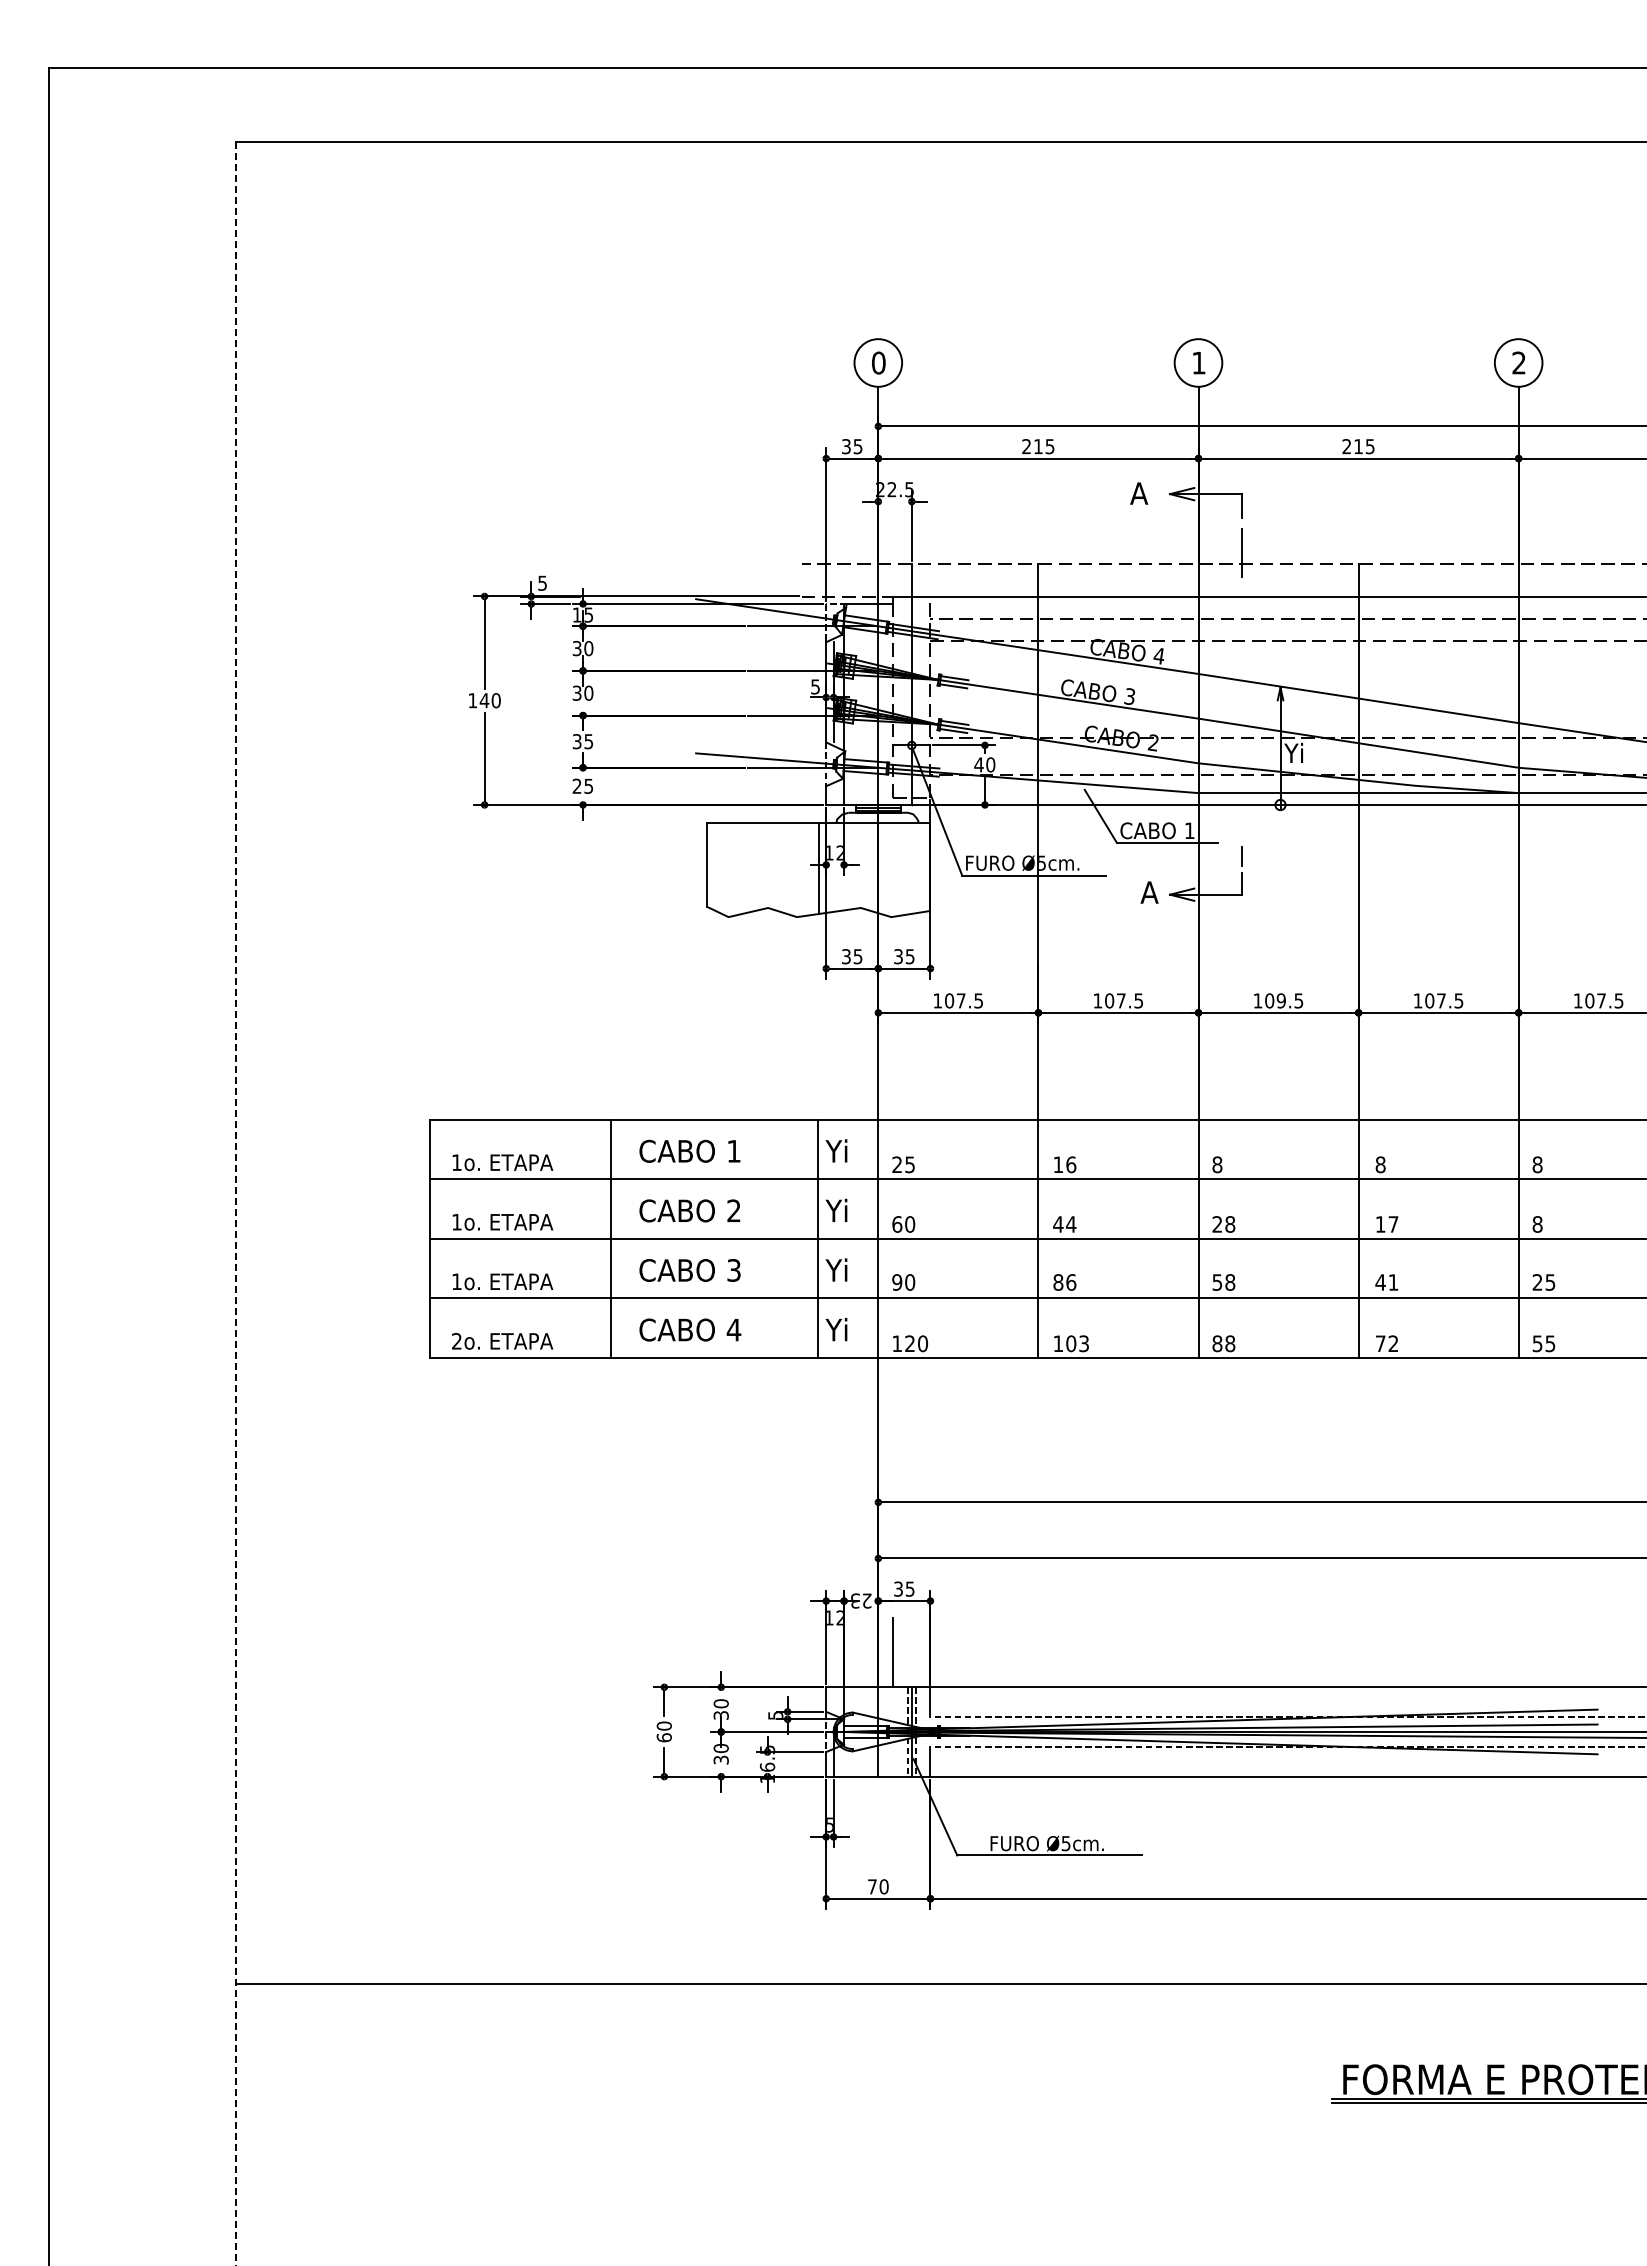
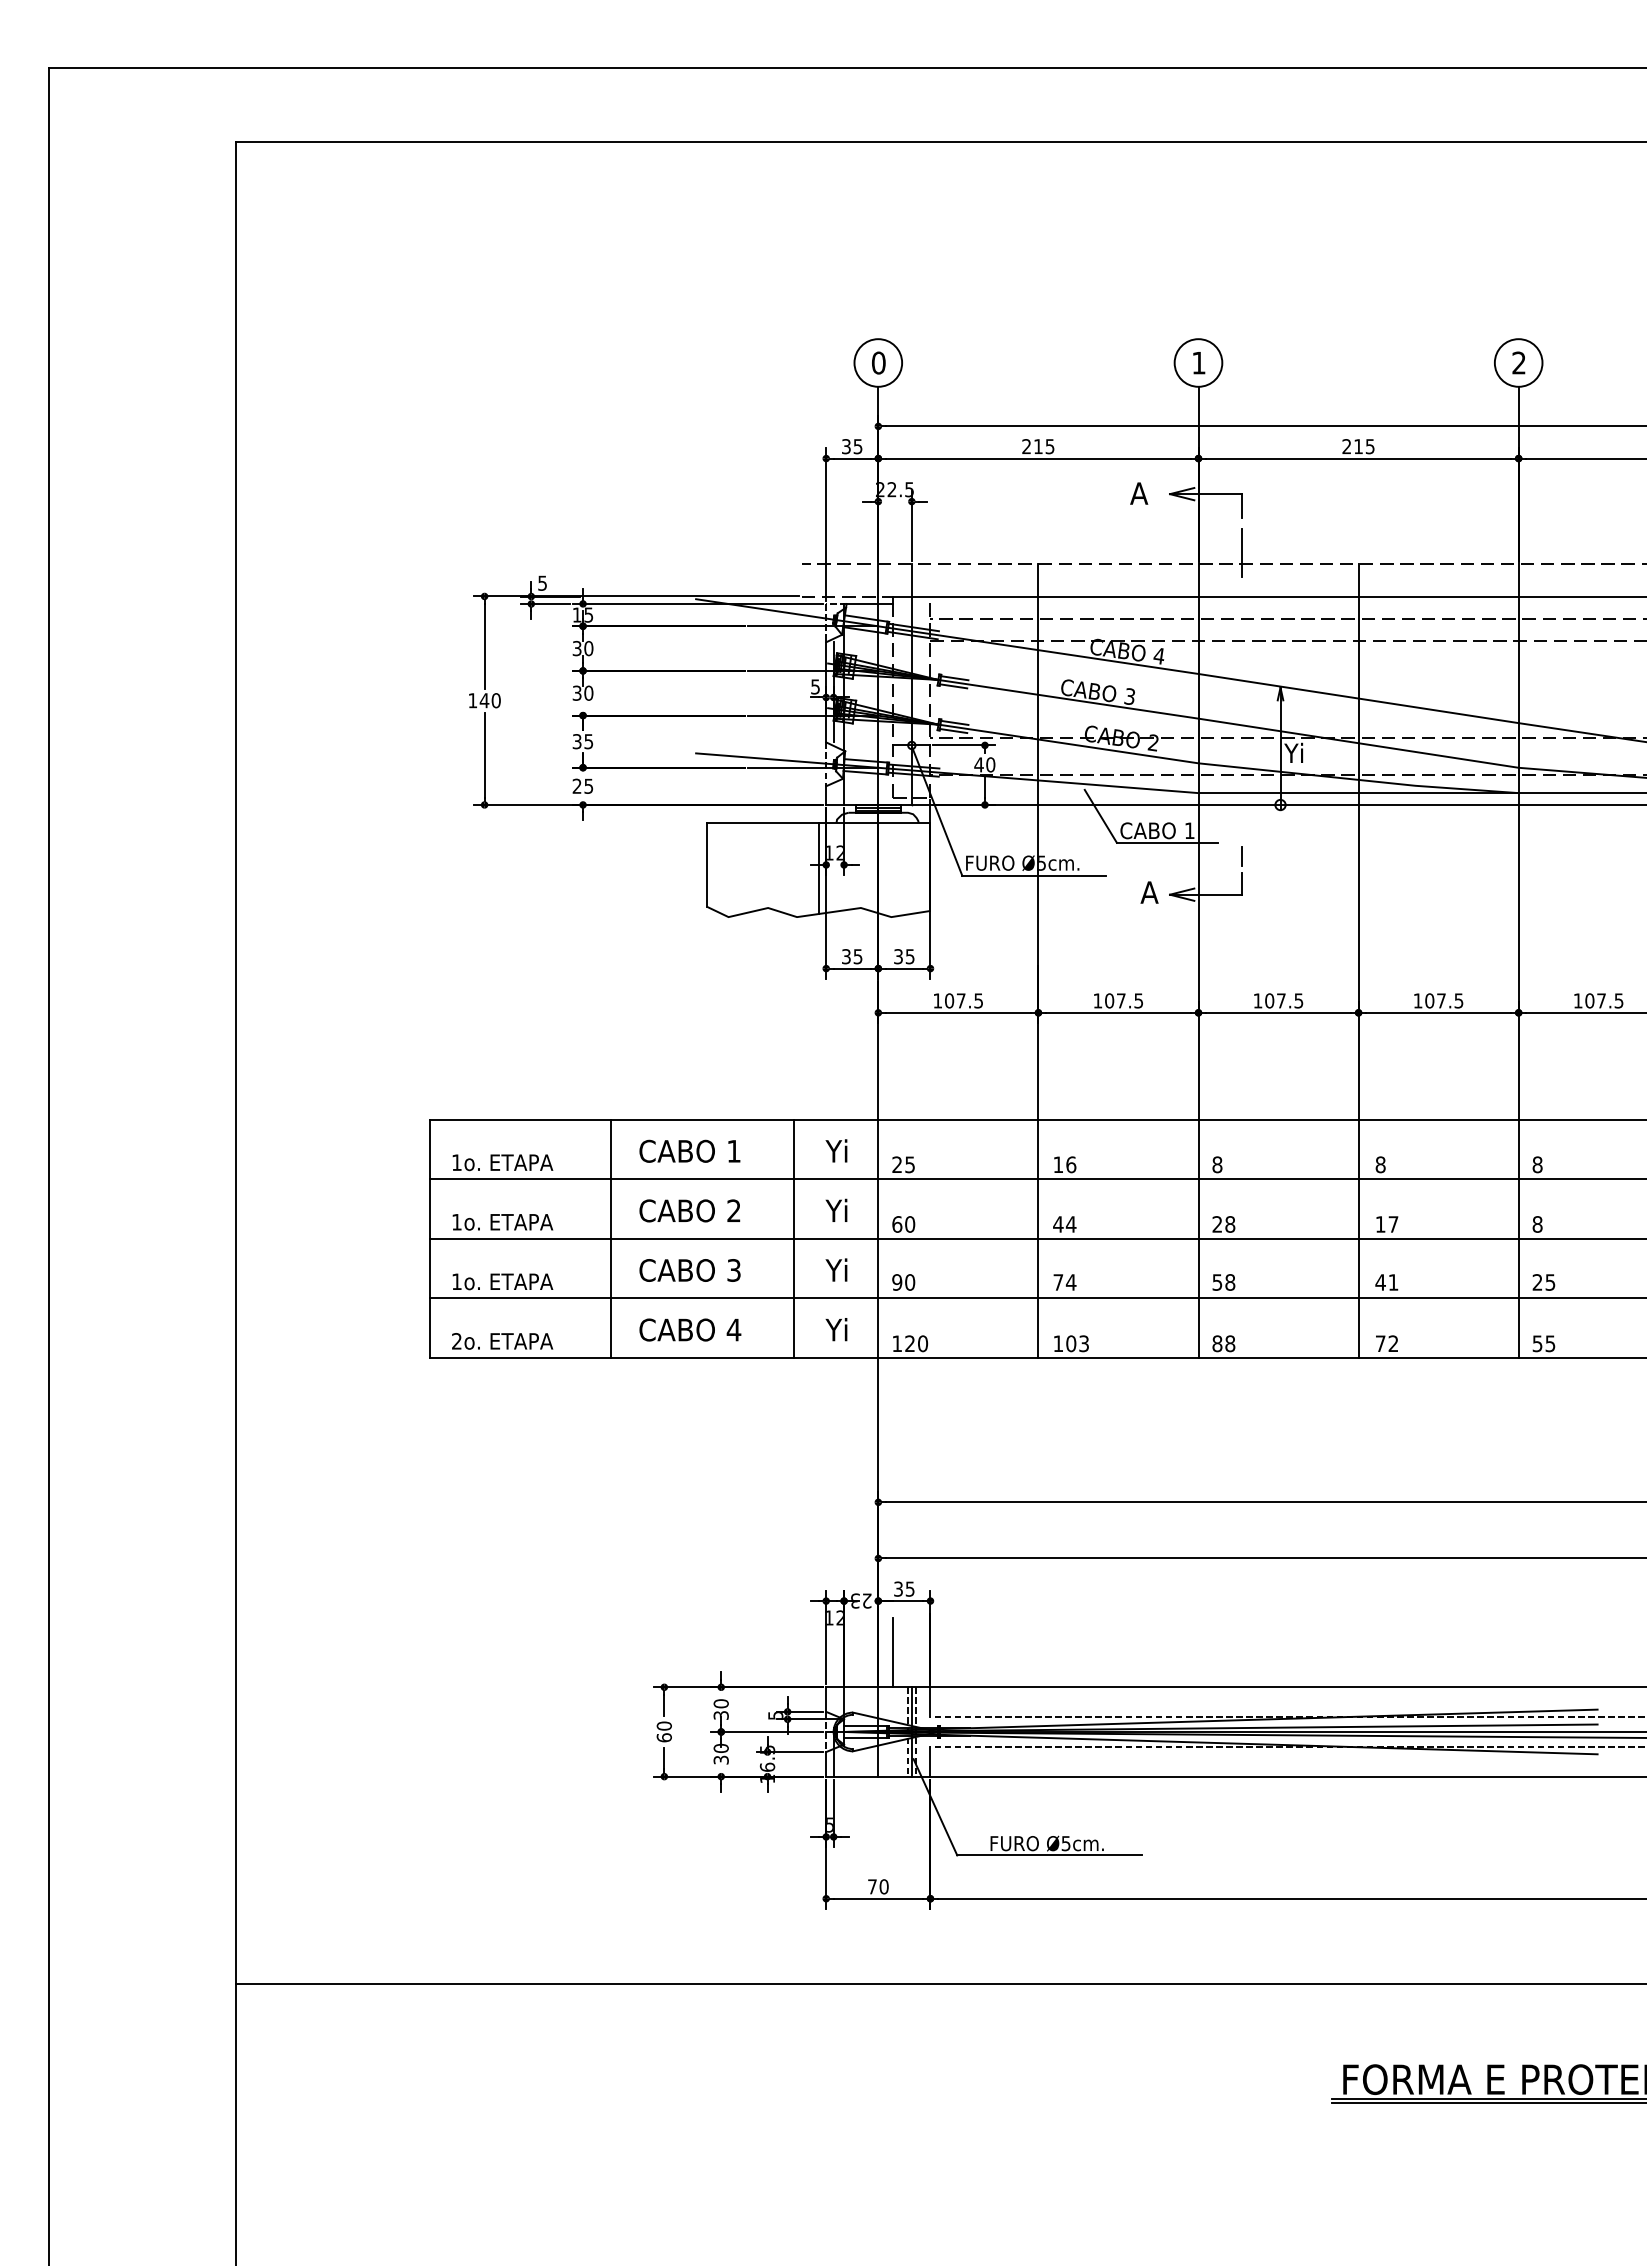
text: 109.5 -> 107.5 (1280, 1000)
line: dashed -> solid (235, 1204)
line position: (817, 1238) -> (793, 1238) (793, 1238)
text: 86 -> 74 (1064, 1282)
